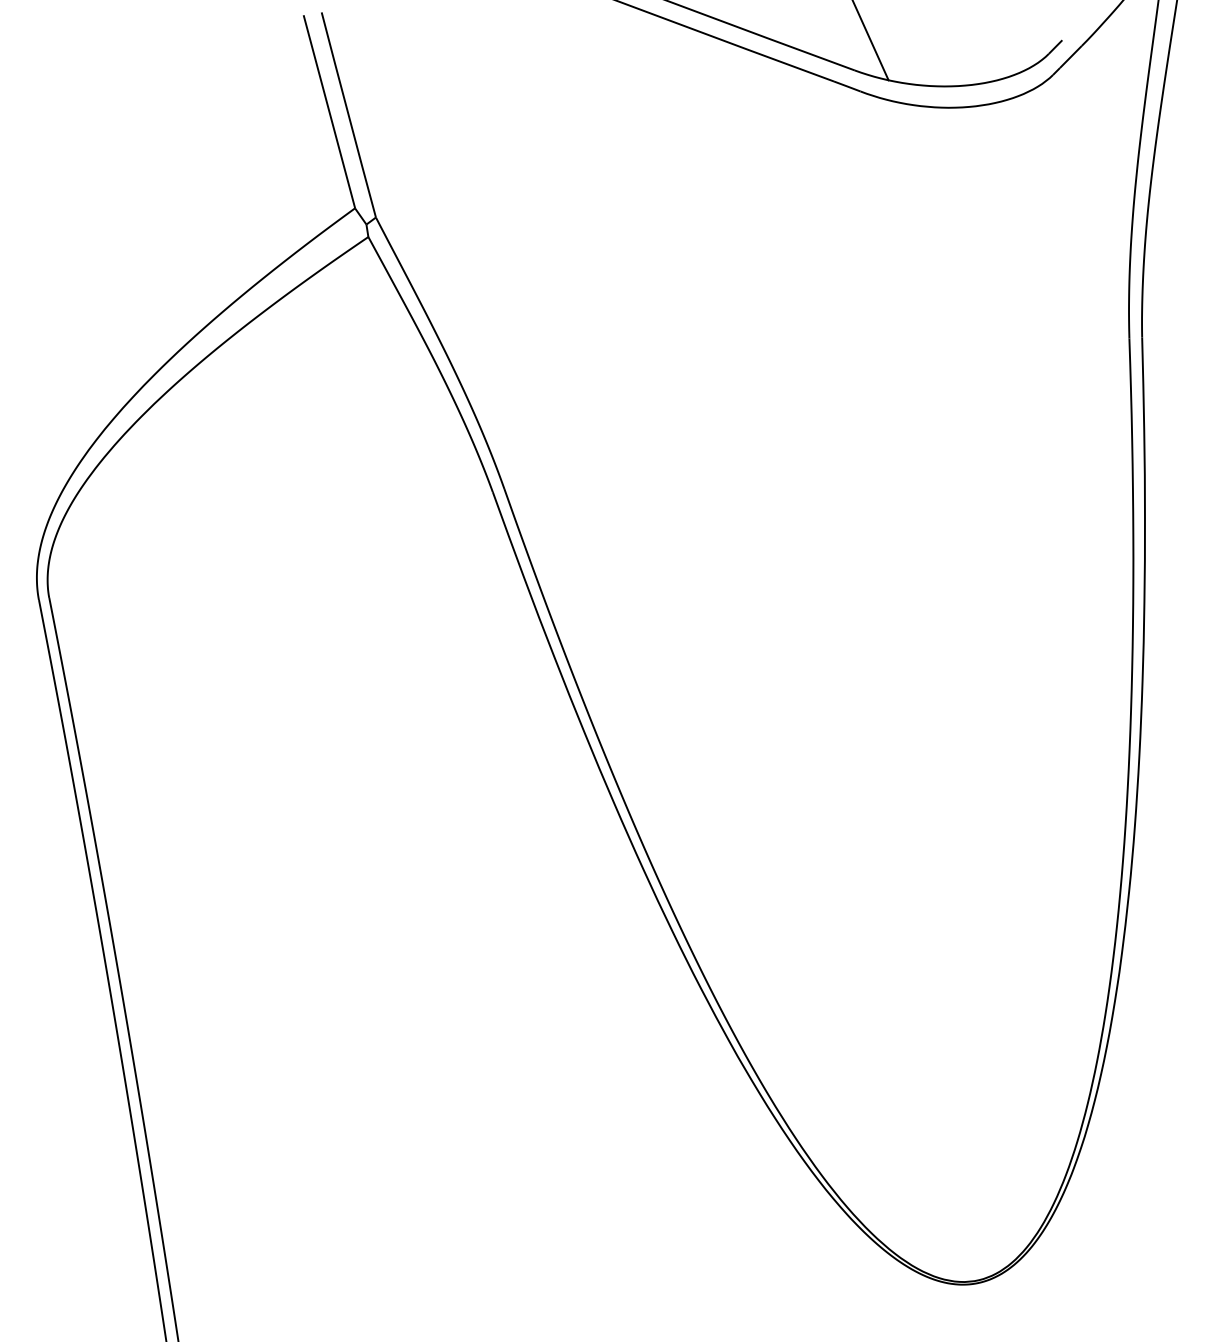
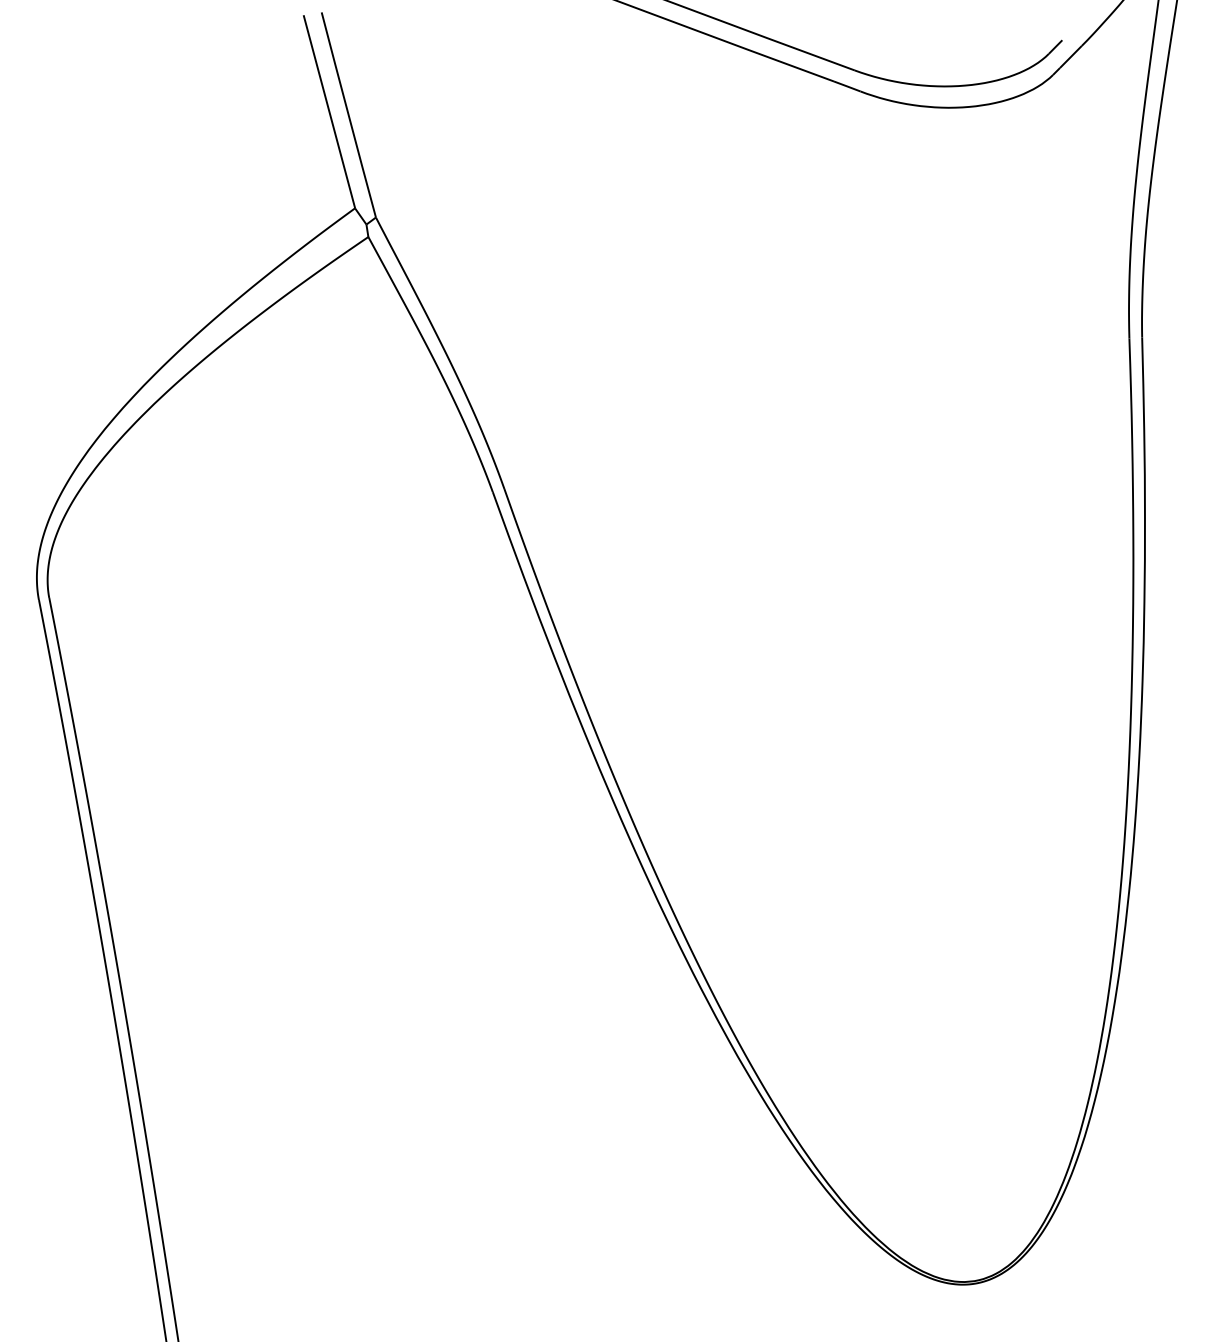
line: present -> none (870, 41)
